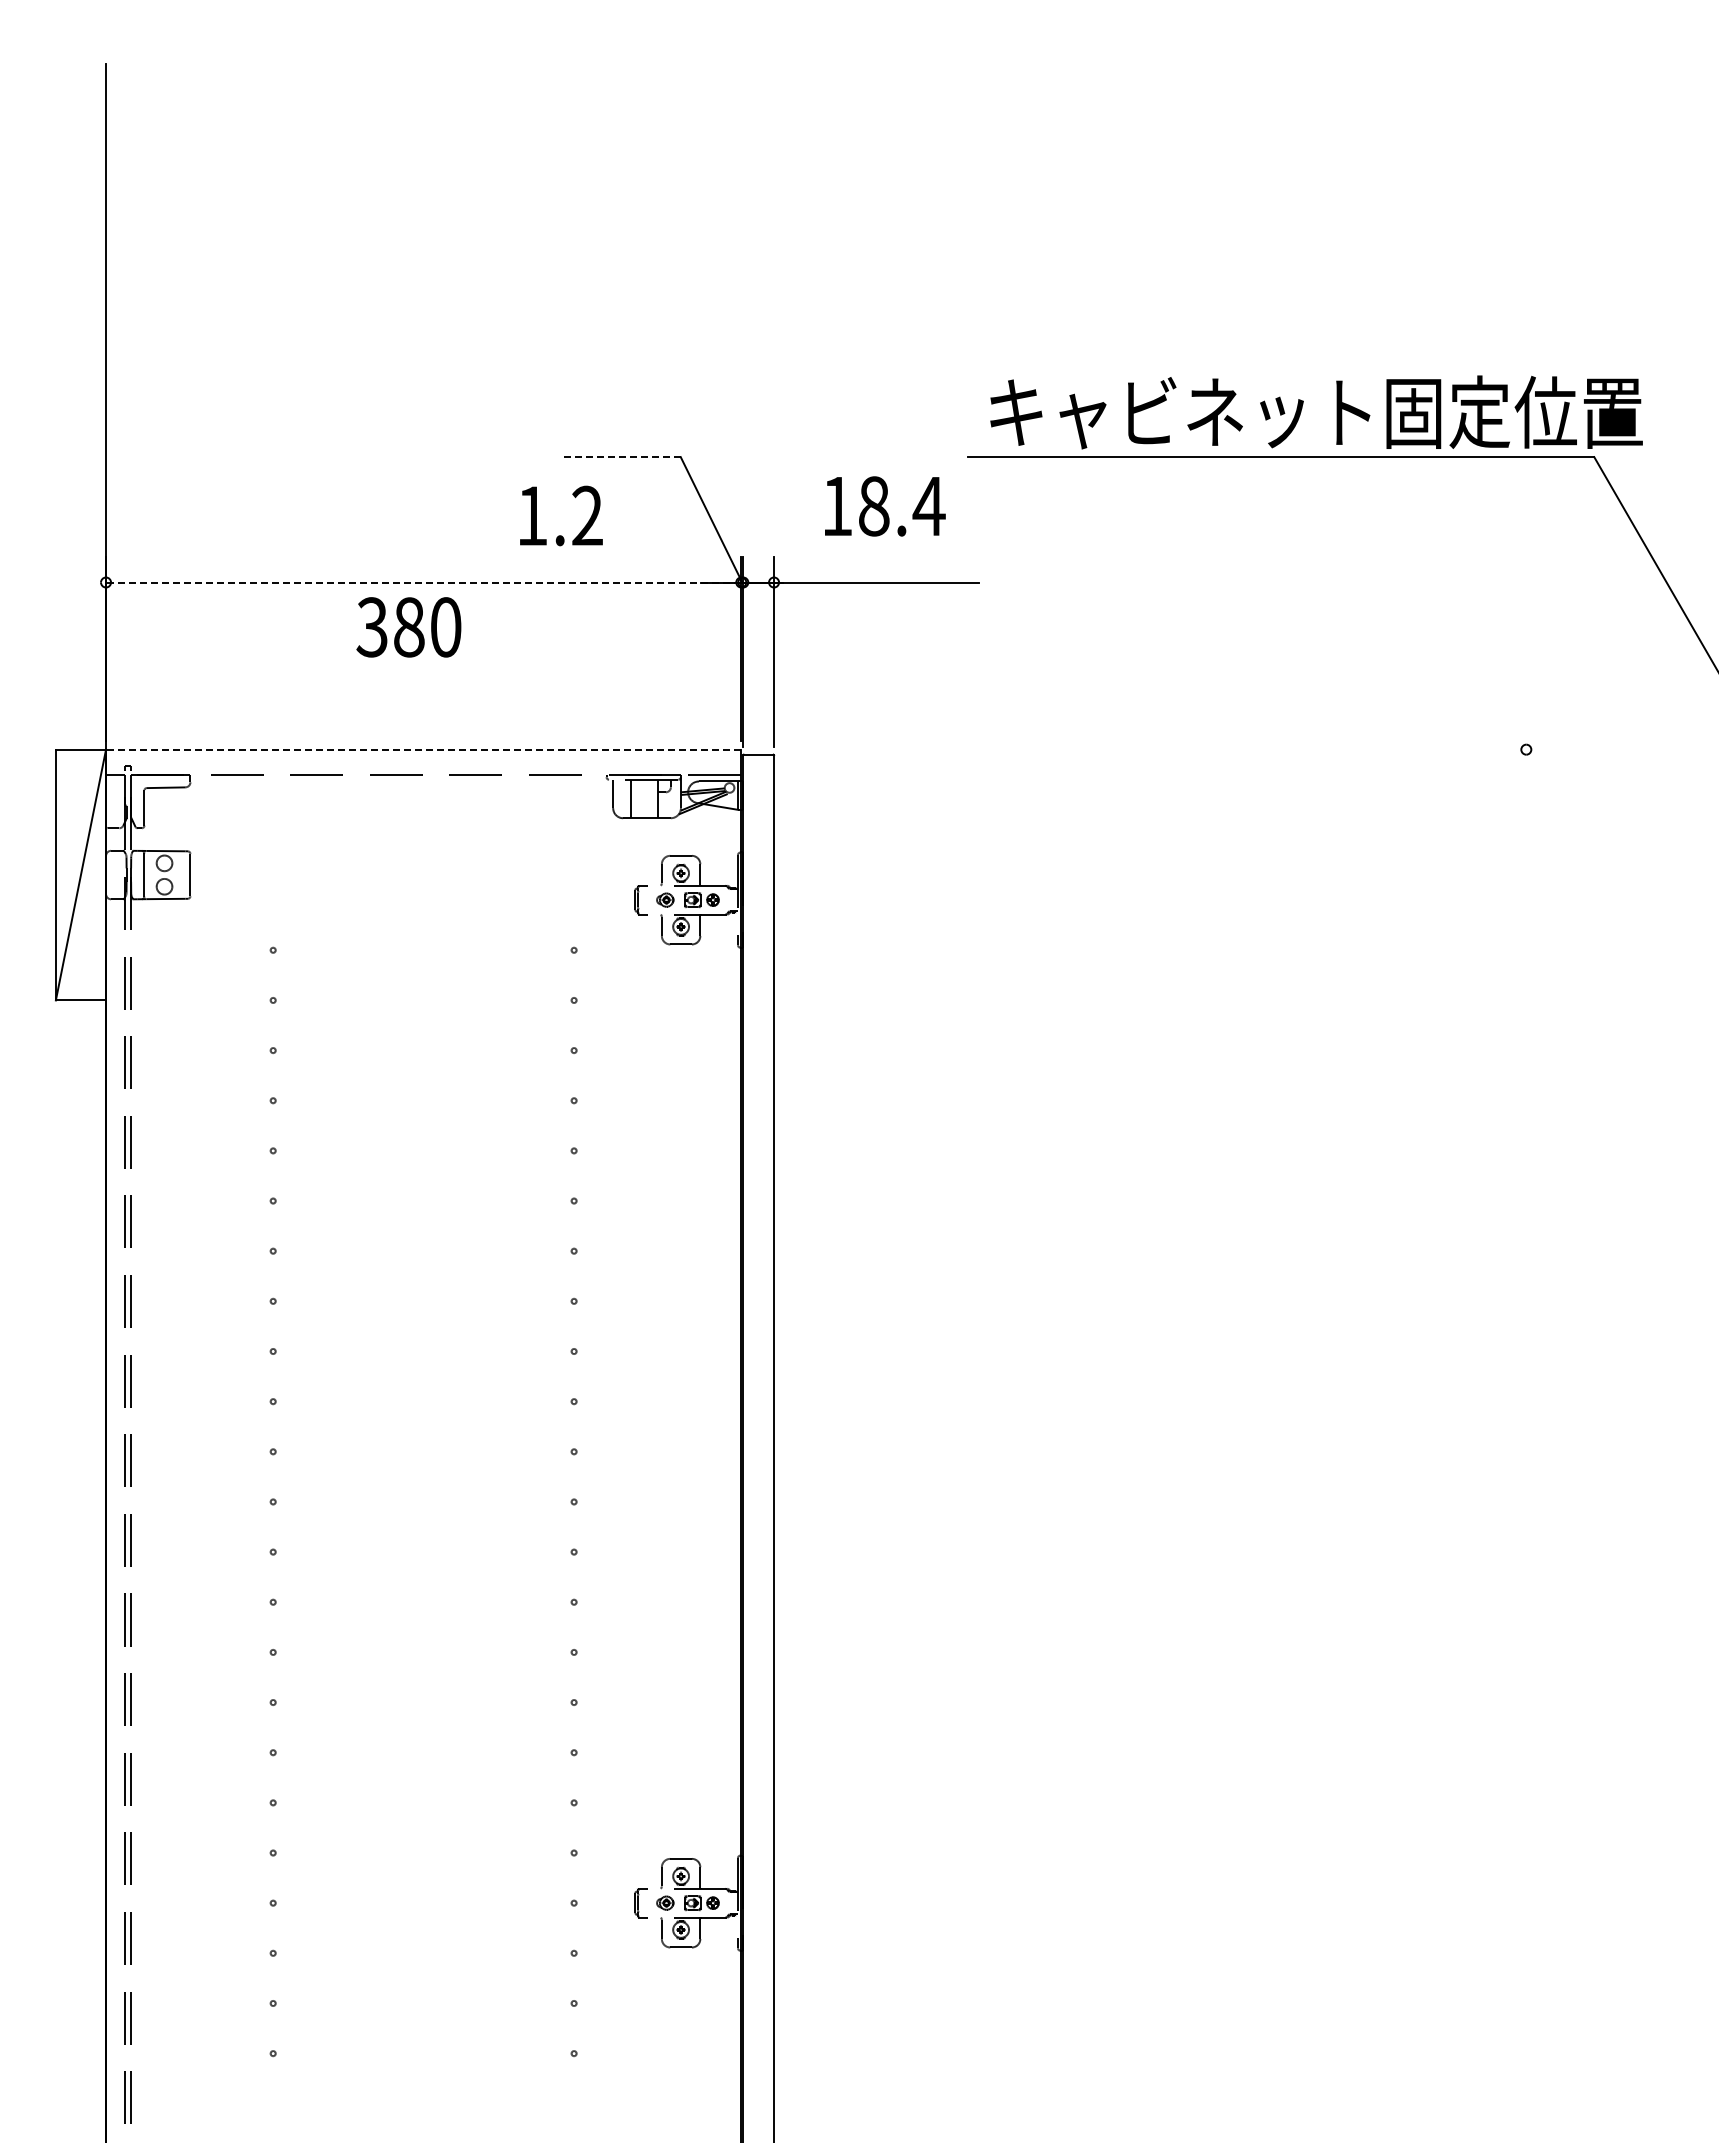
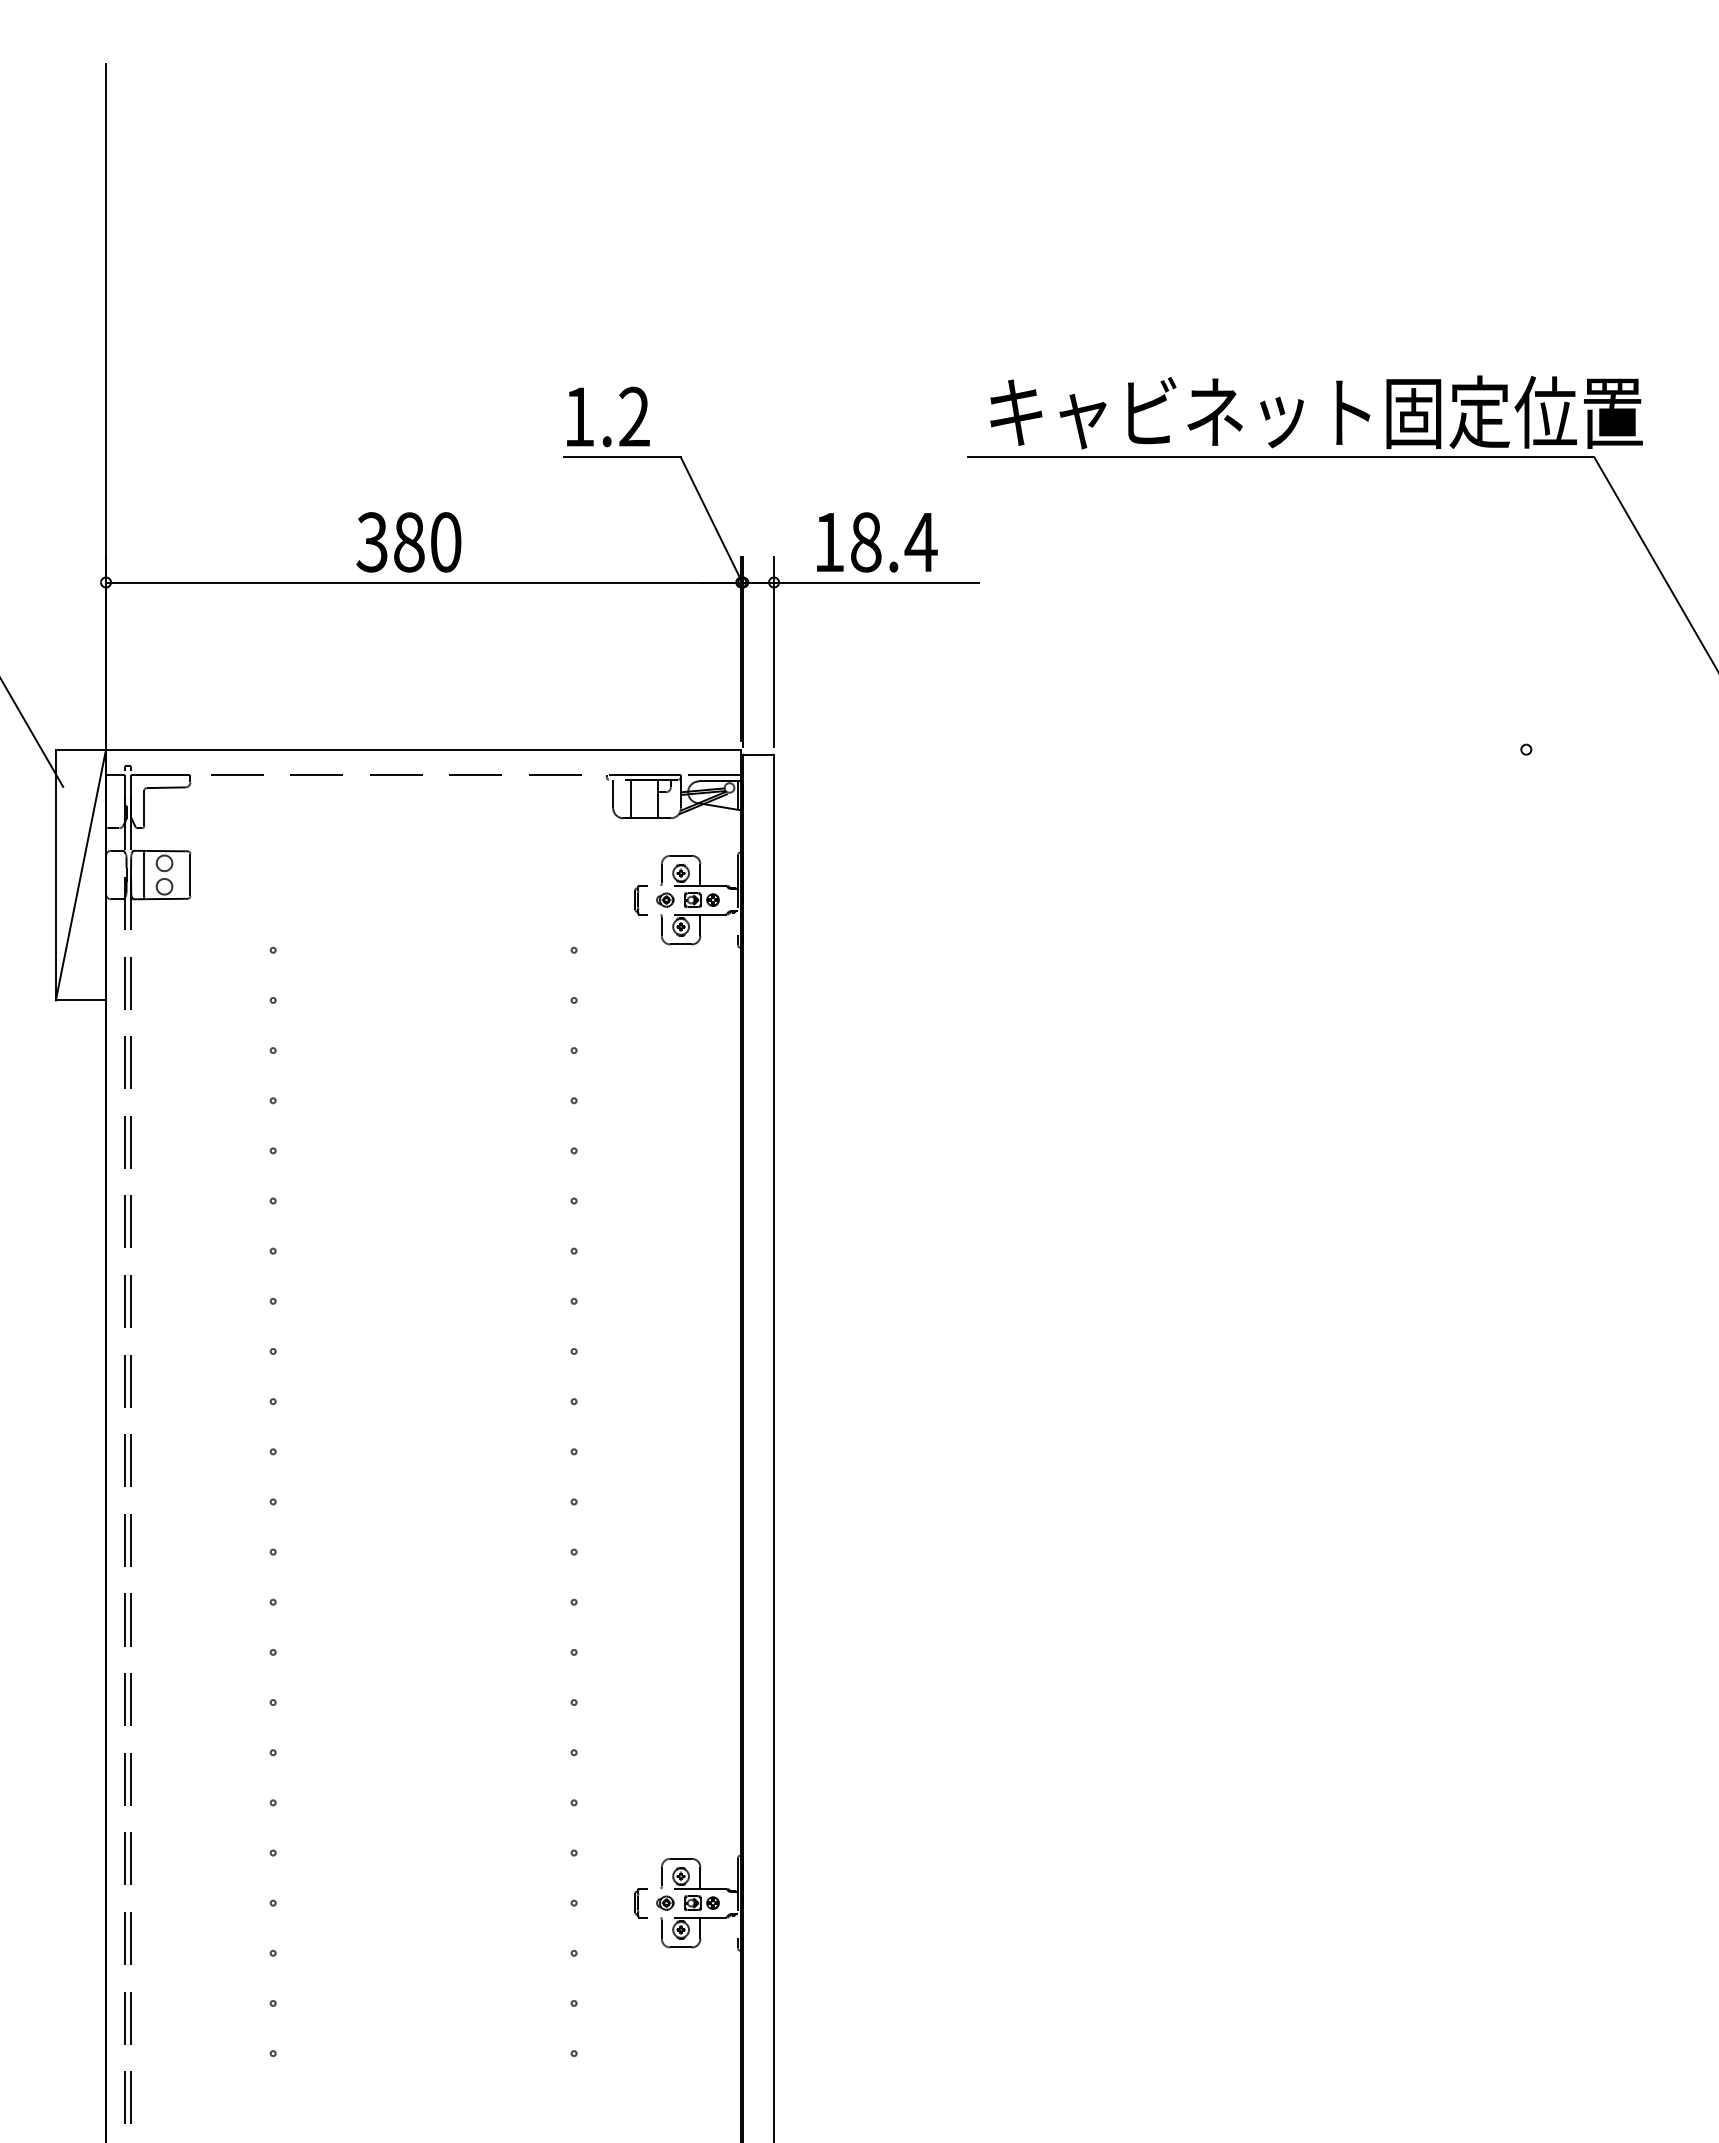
line: dashed -> solid (622, 457)
text position: (885, 506) -> (877, 542) (877, 542)
text position: (561, 515) -> (608, 416) (608, 416)
line: dashed -> solid (423, 582)
text position: (408, 627) -> (408, 542) (408, 542)
line: none -> present (32, 733)
line: dashed -> solid (423, 749)
